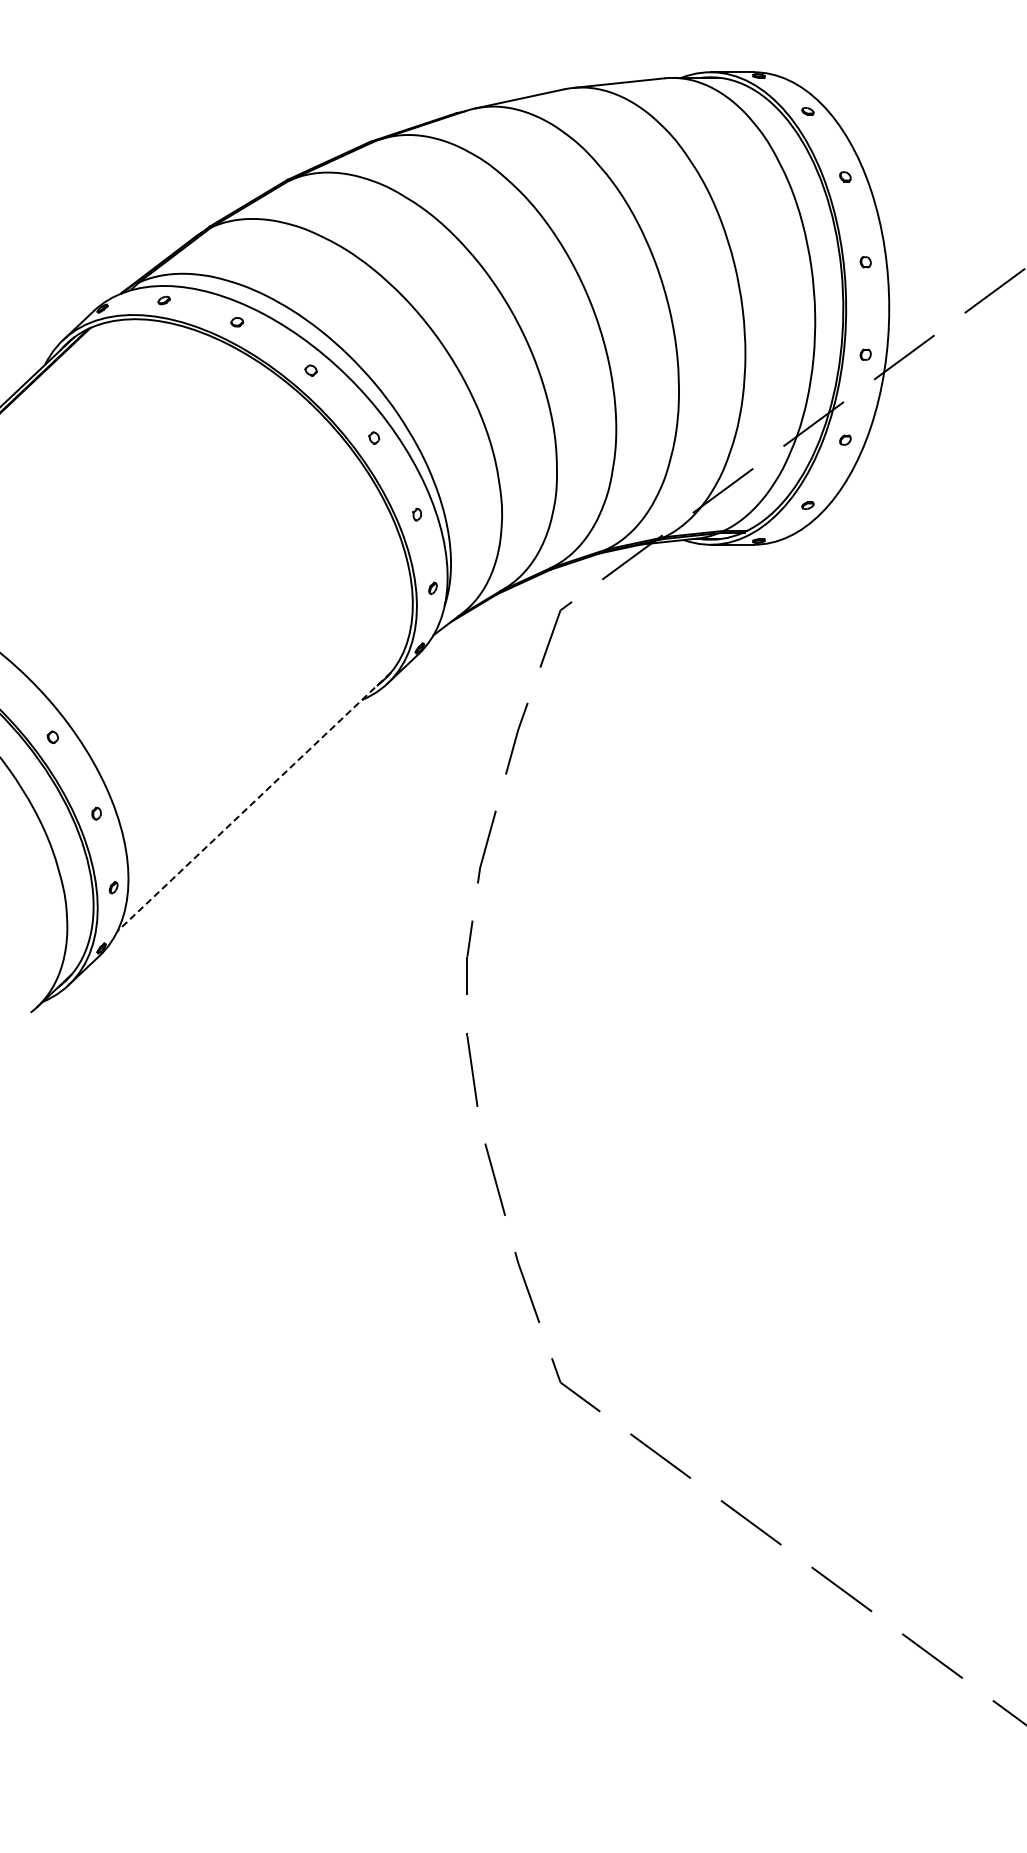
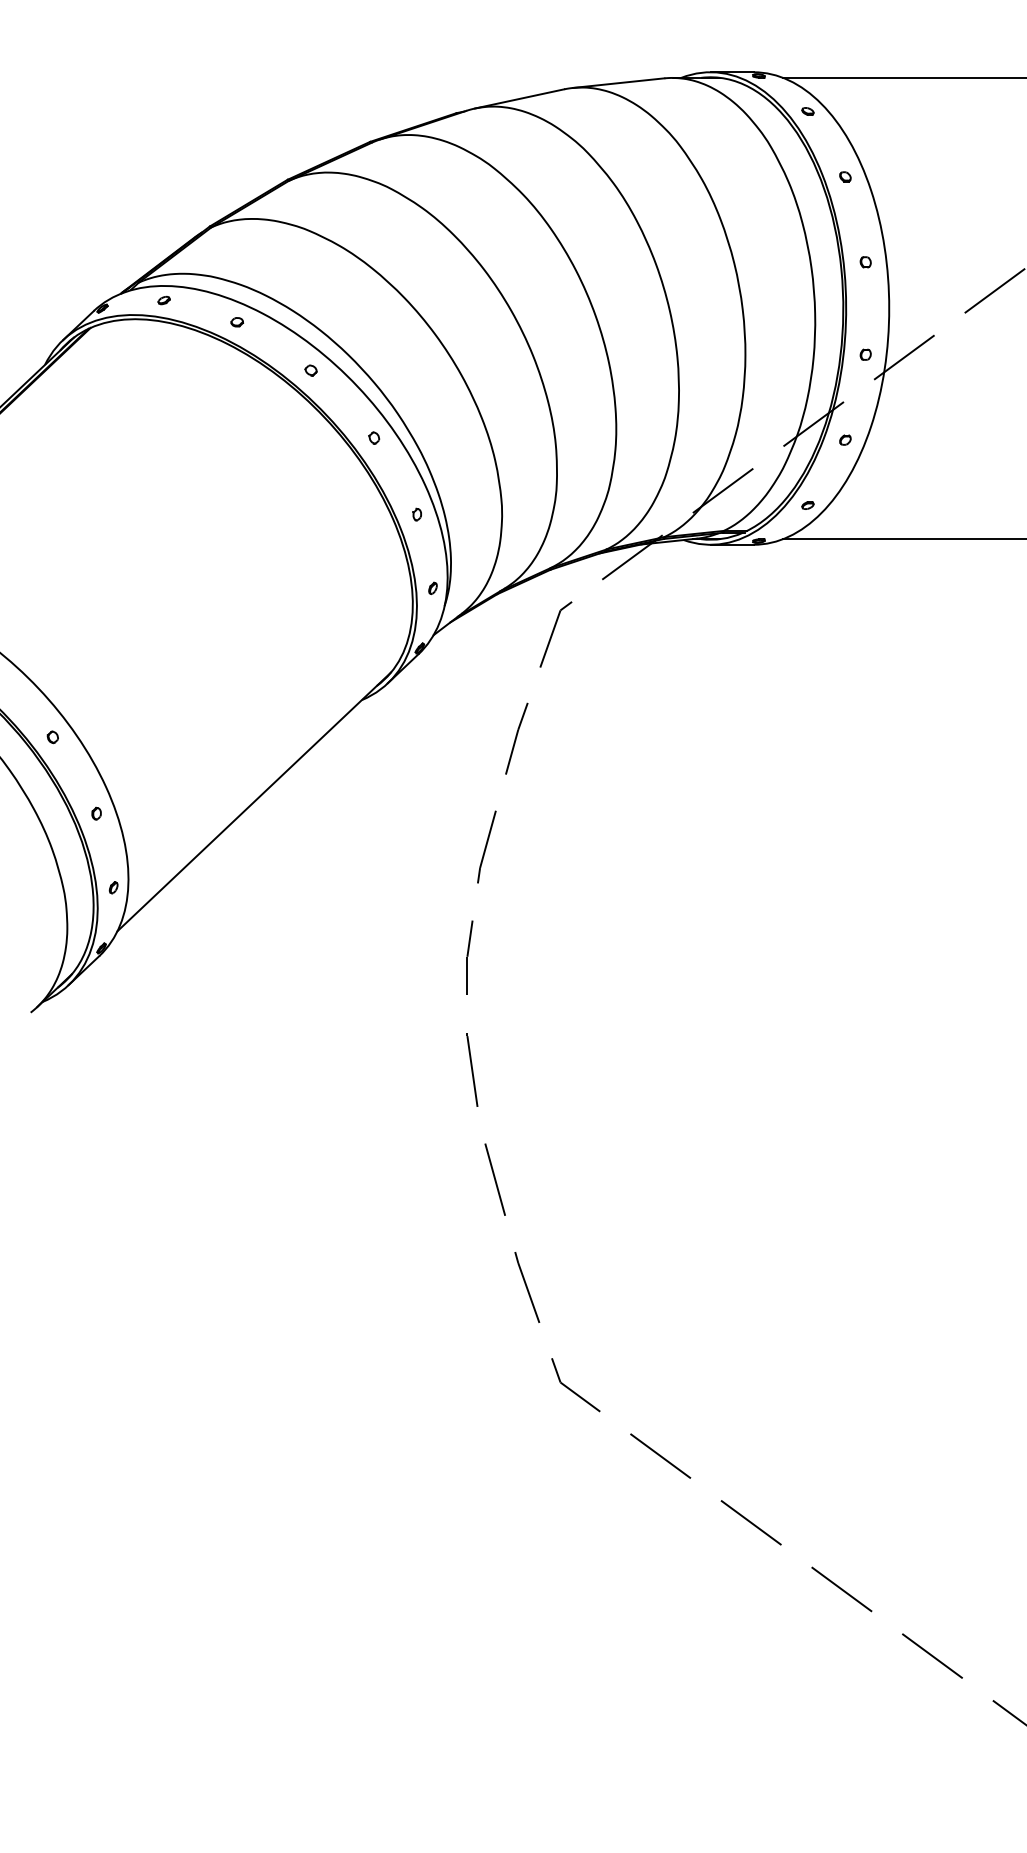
line: none -> present (903, 77)
line: none -> present (903, 539)
line: dashed -> solid (253, 802)
